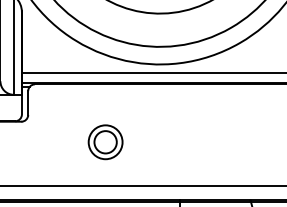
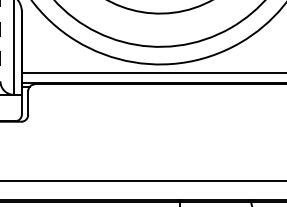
line: solid -> dashed (0, 41)
part: present -> none (105, 142)
line position: (142, 185) -> (142, 180) (142, 180)
